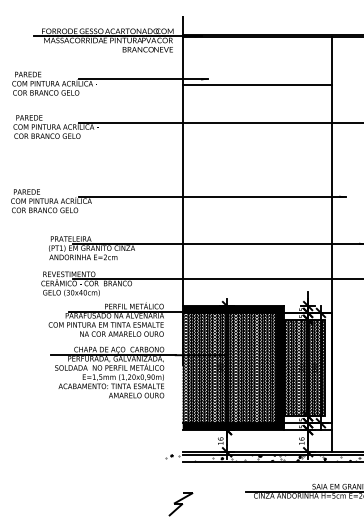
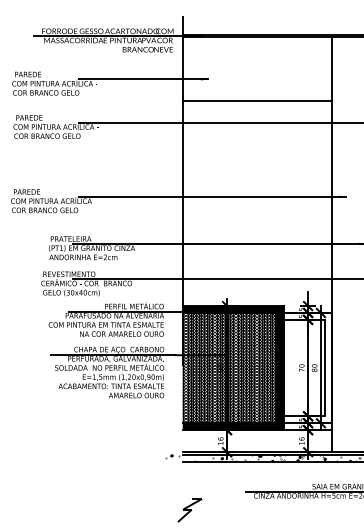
line position: (256, 85) -> (256, 101) (256, 101)
hatch: present -> none (304, 367)
part position: (180, 504) -> (189, 510) (189, 510)
